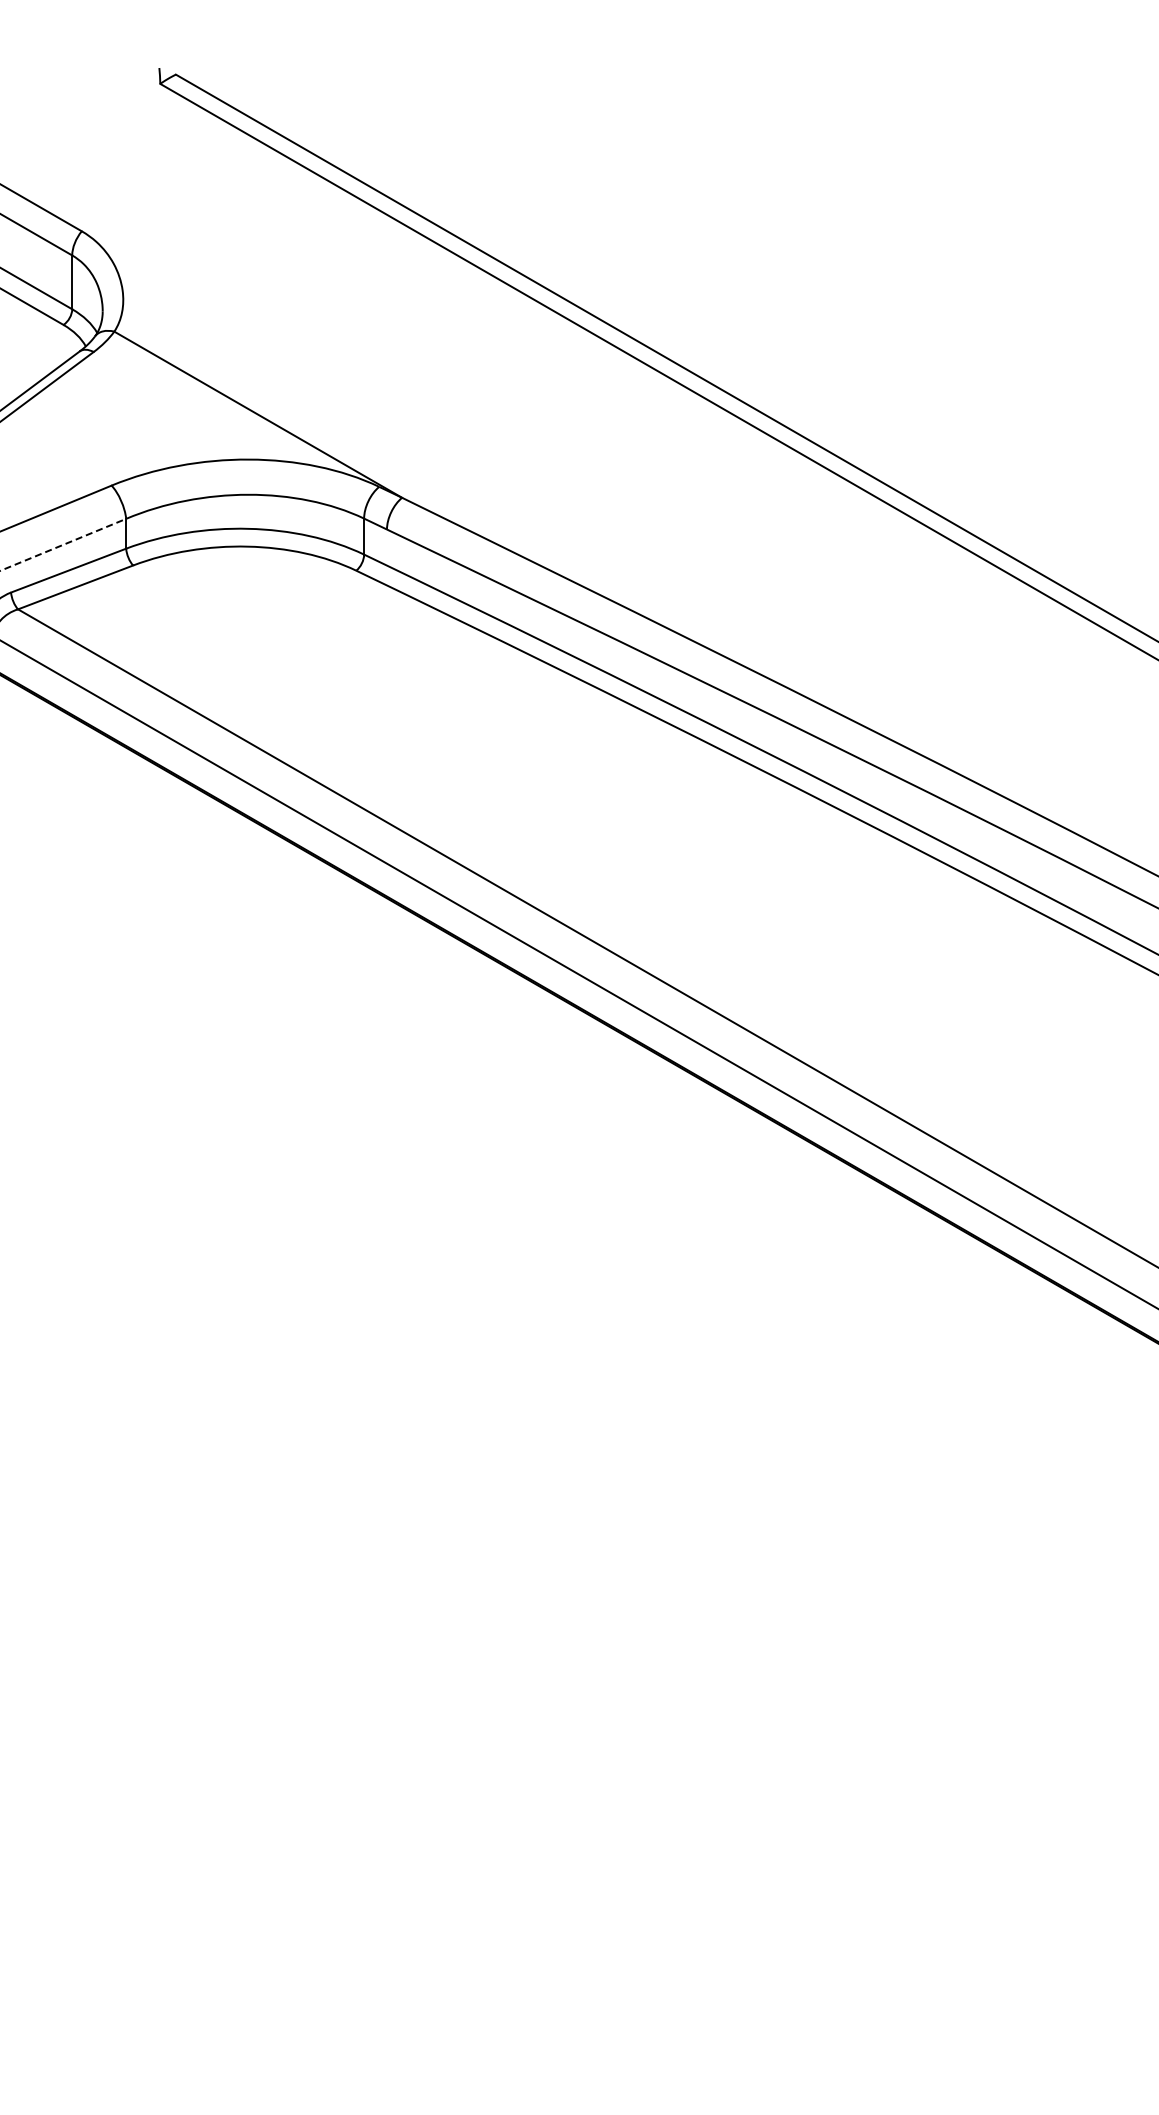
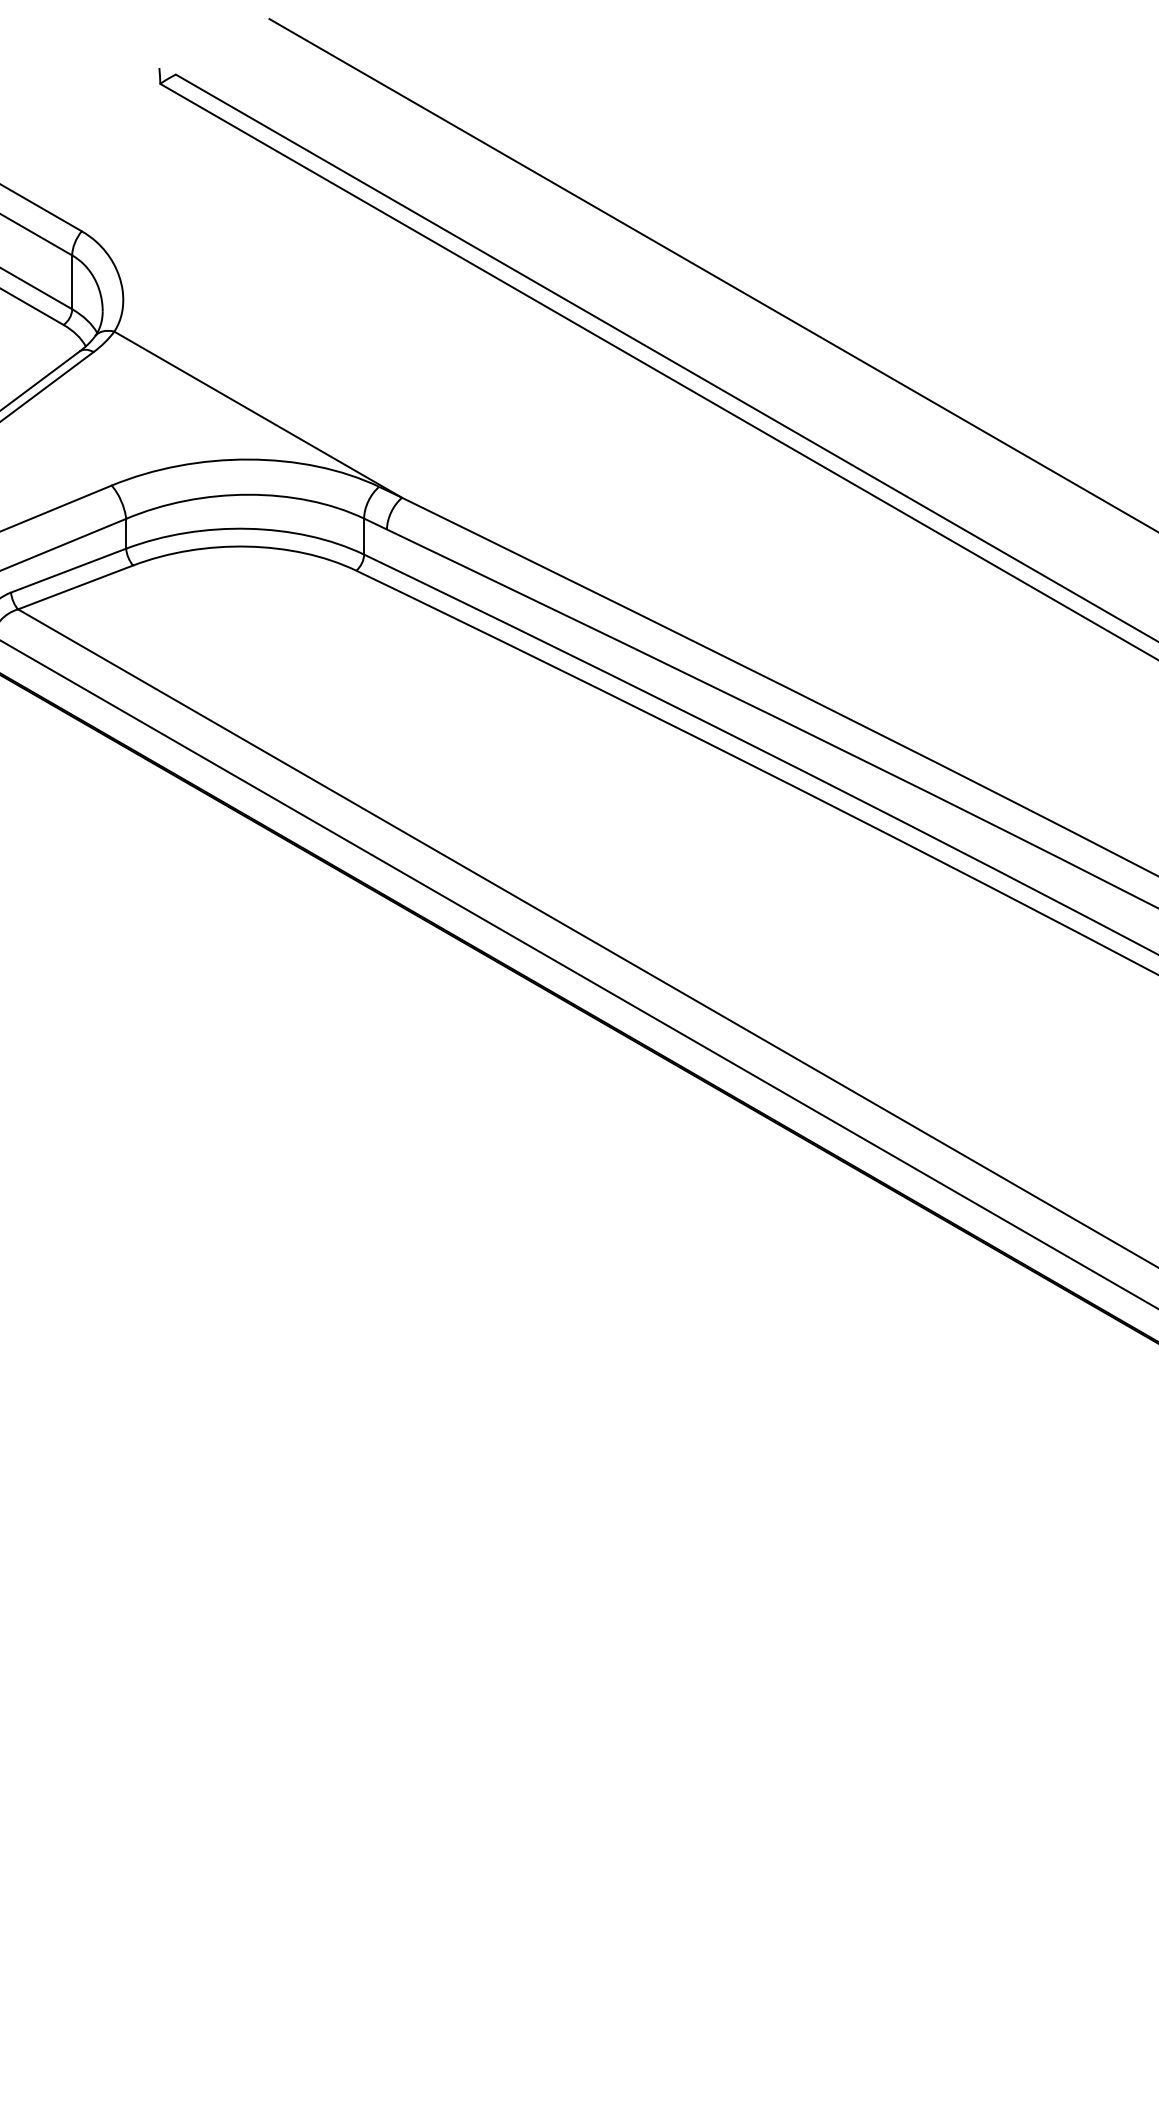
line: none -> present (712, 274)
line: dashed -> solid (63, 544)
